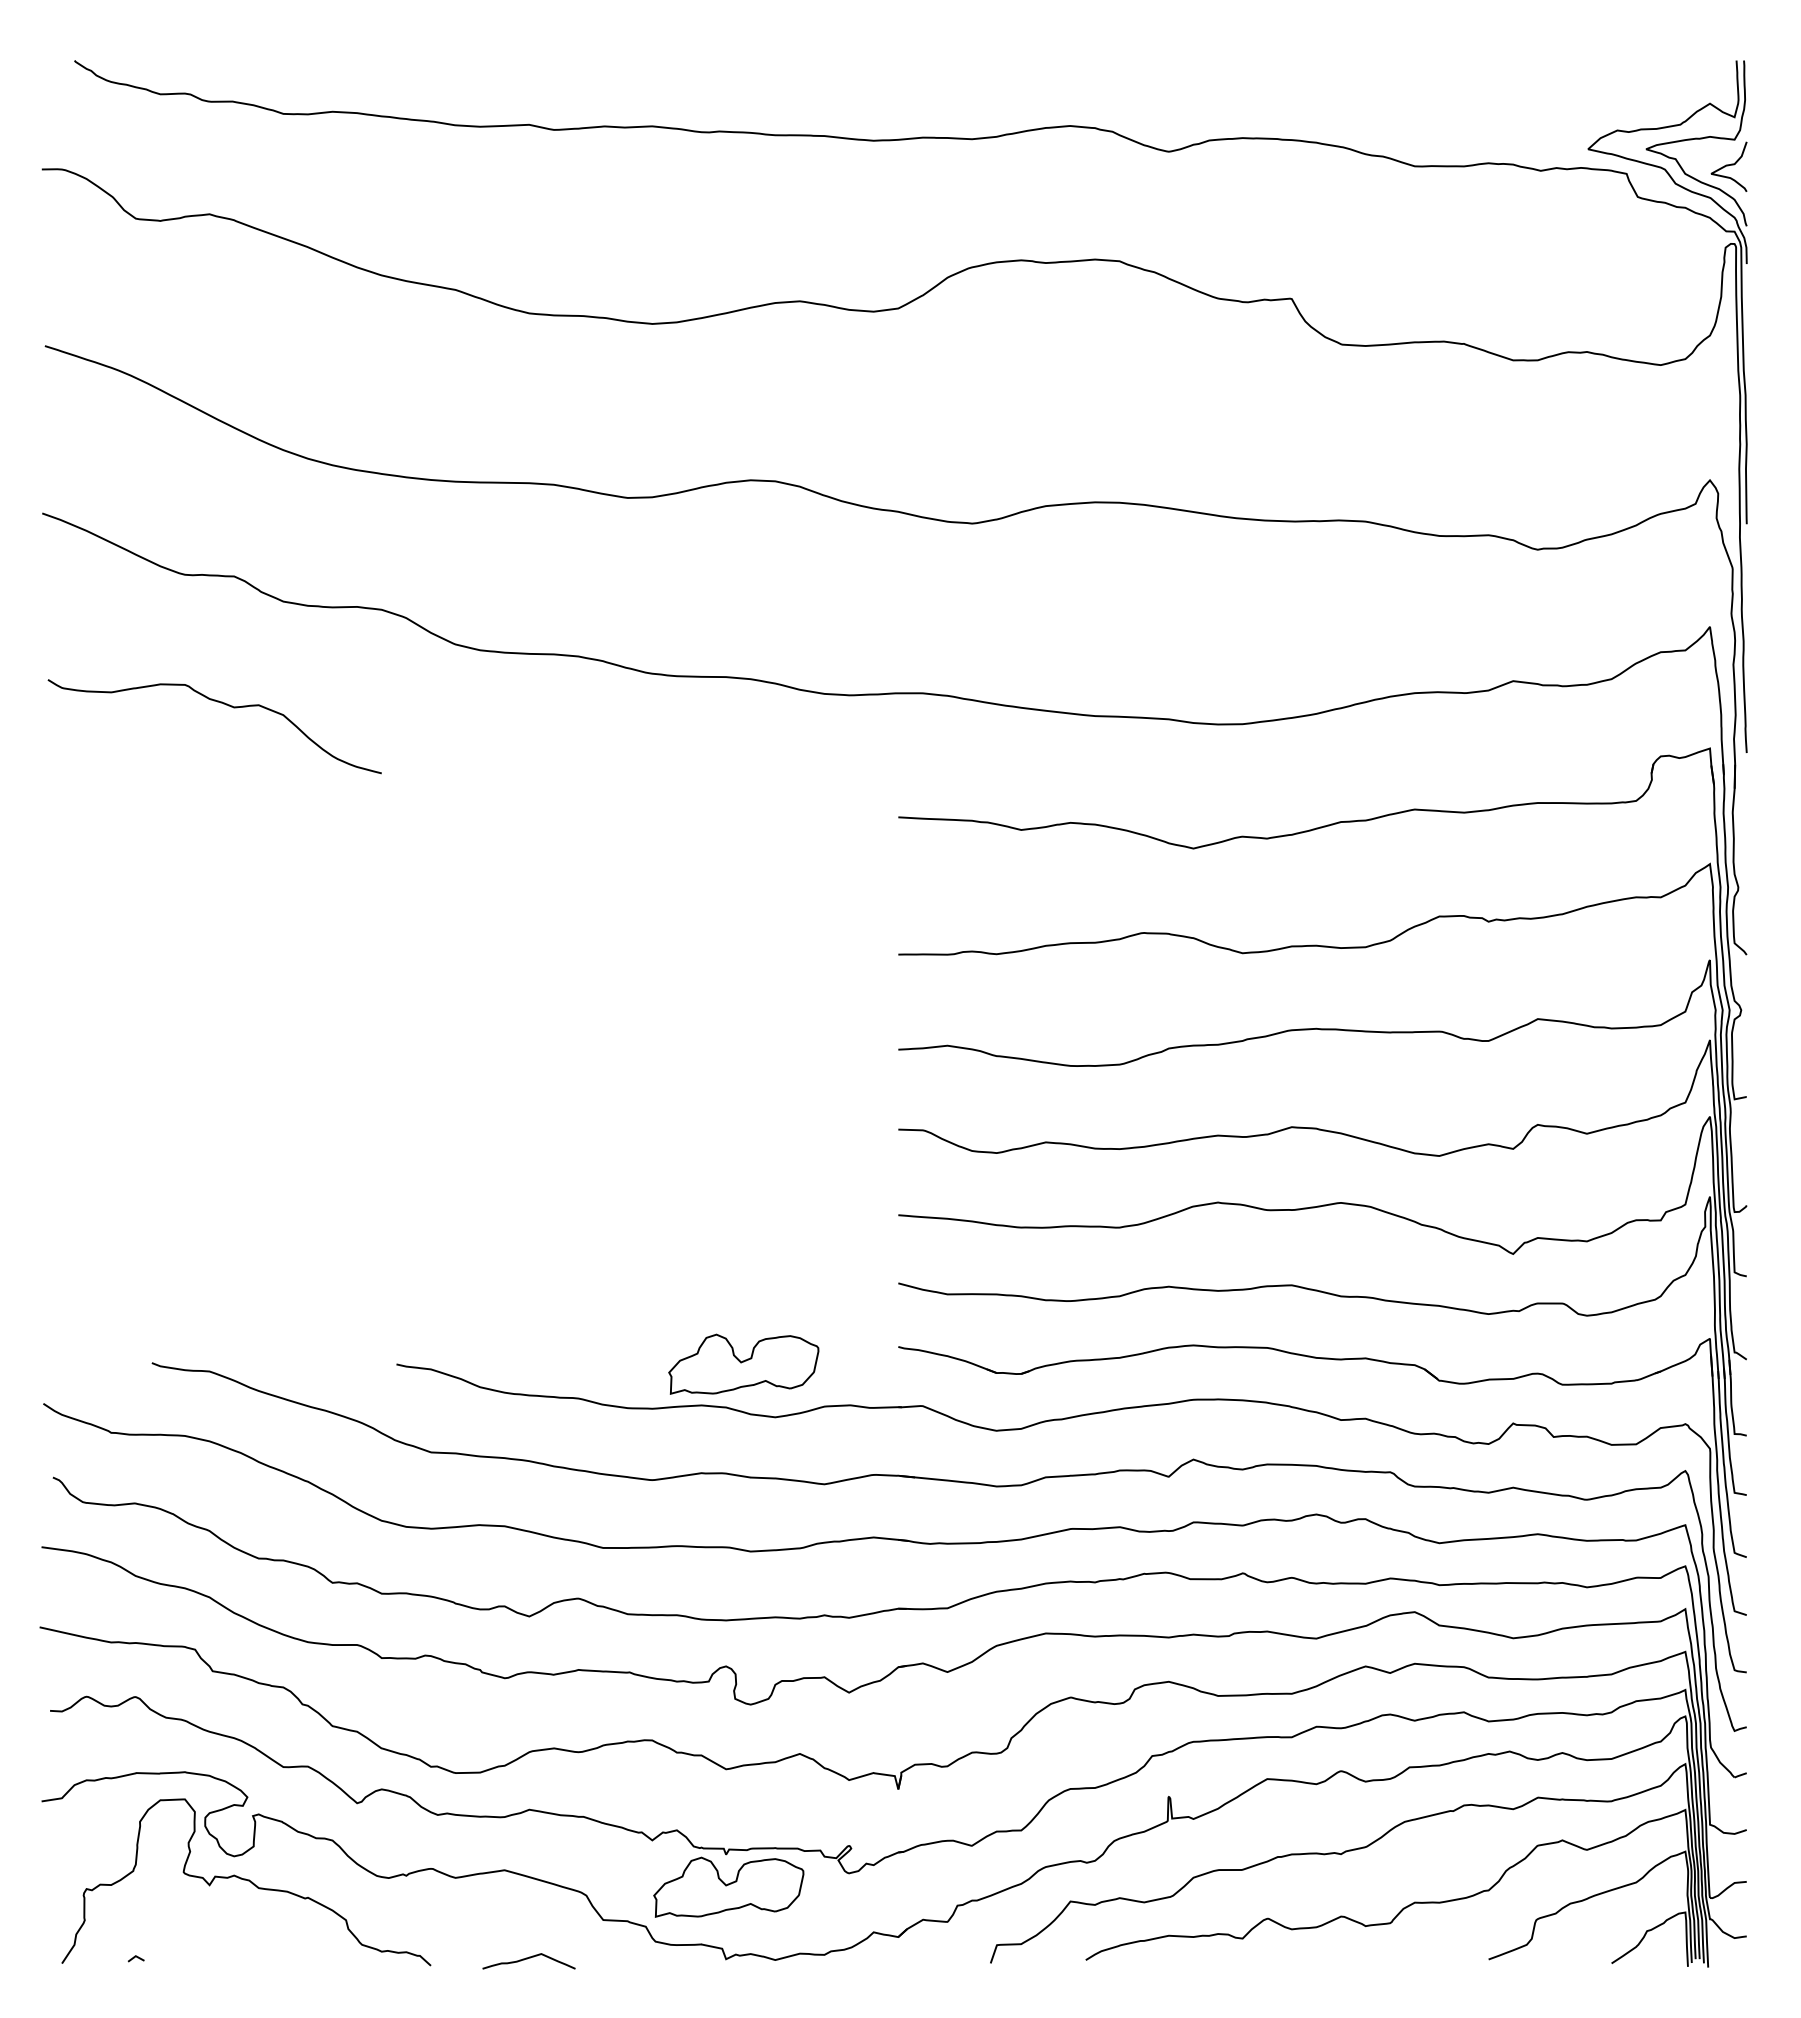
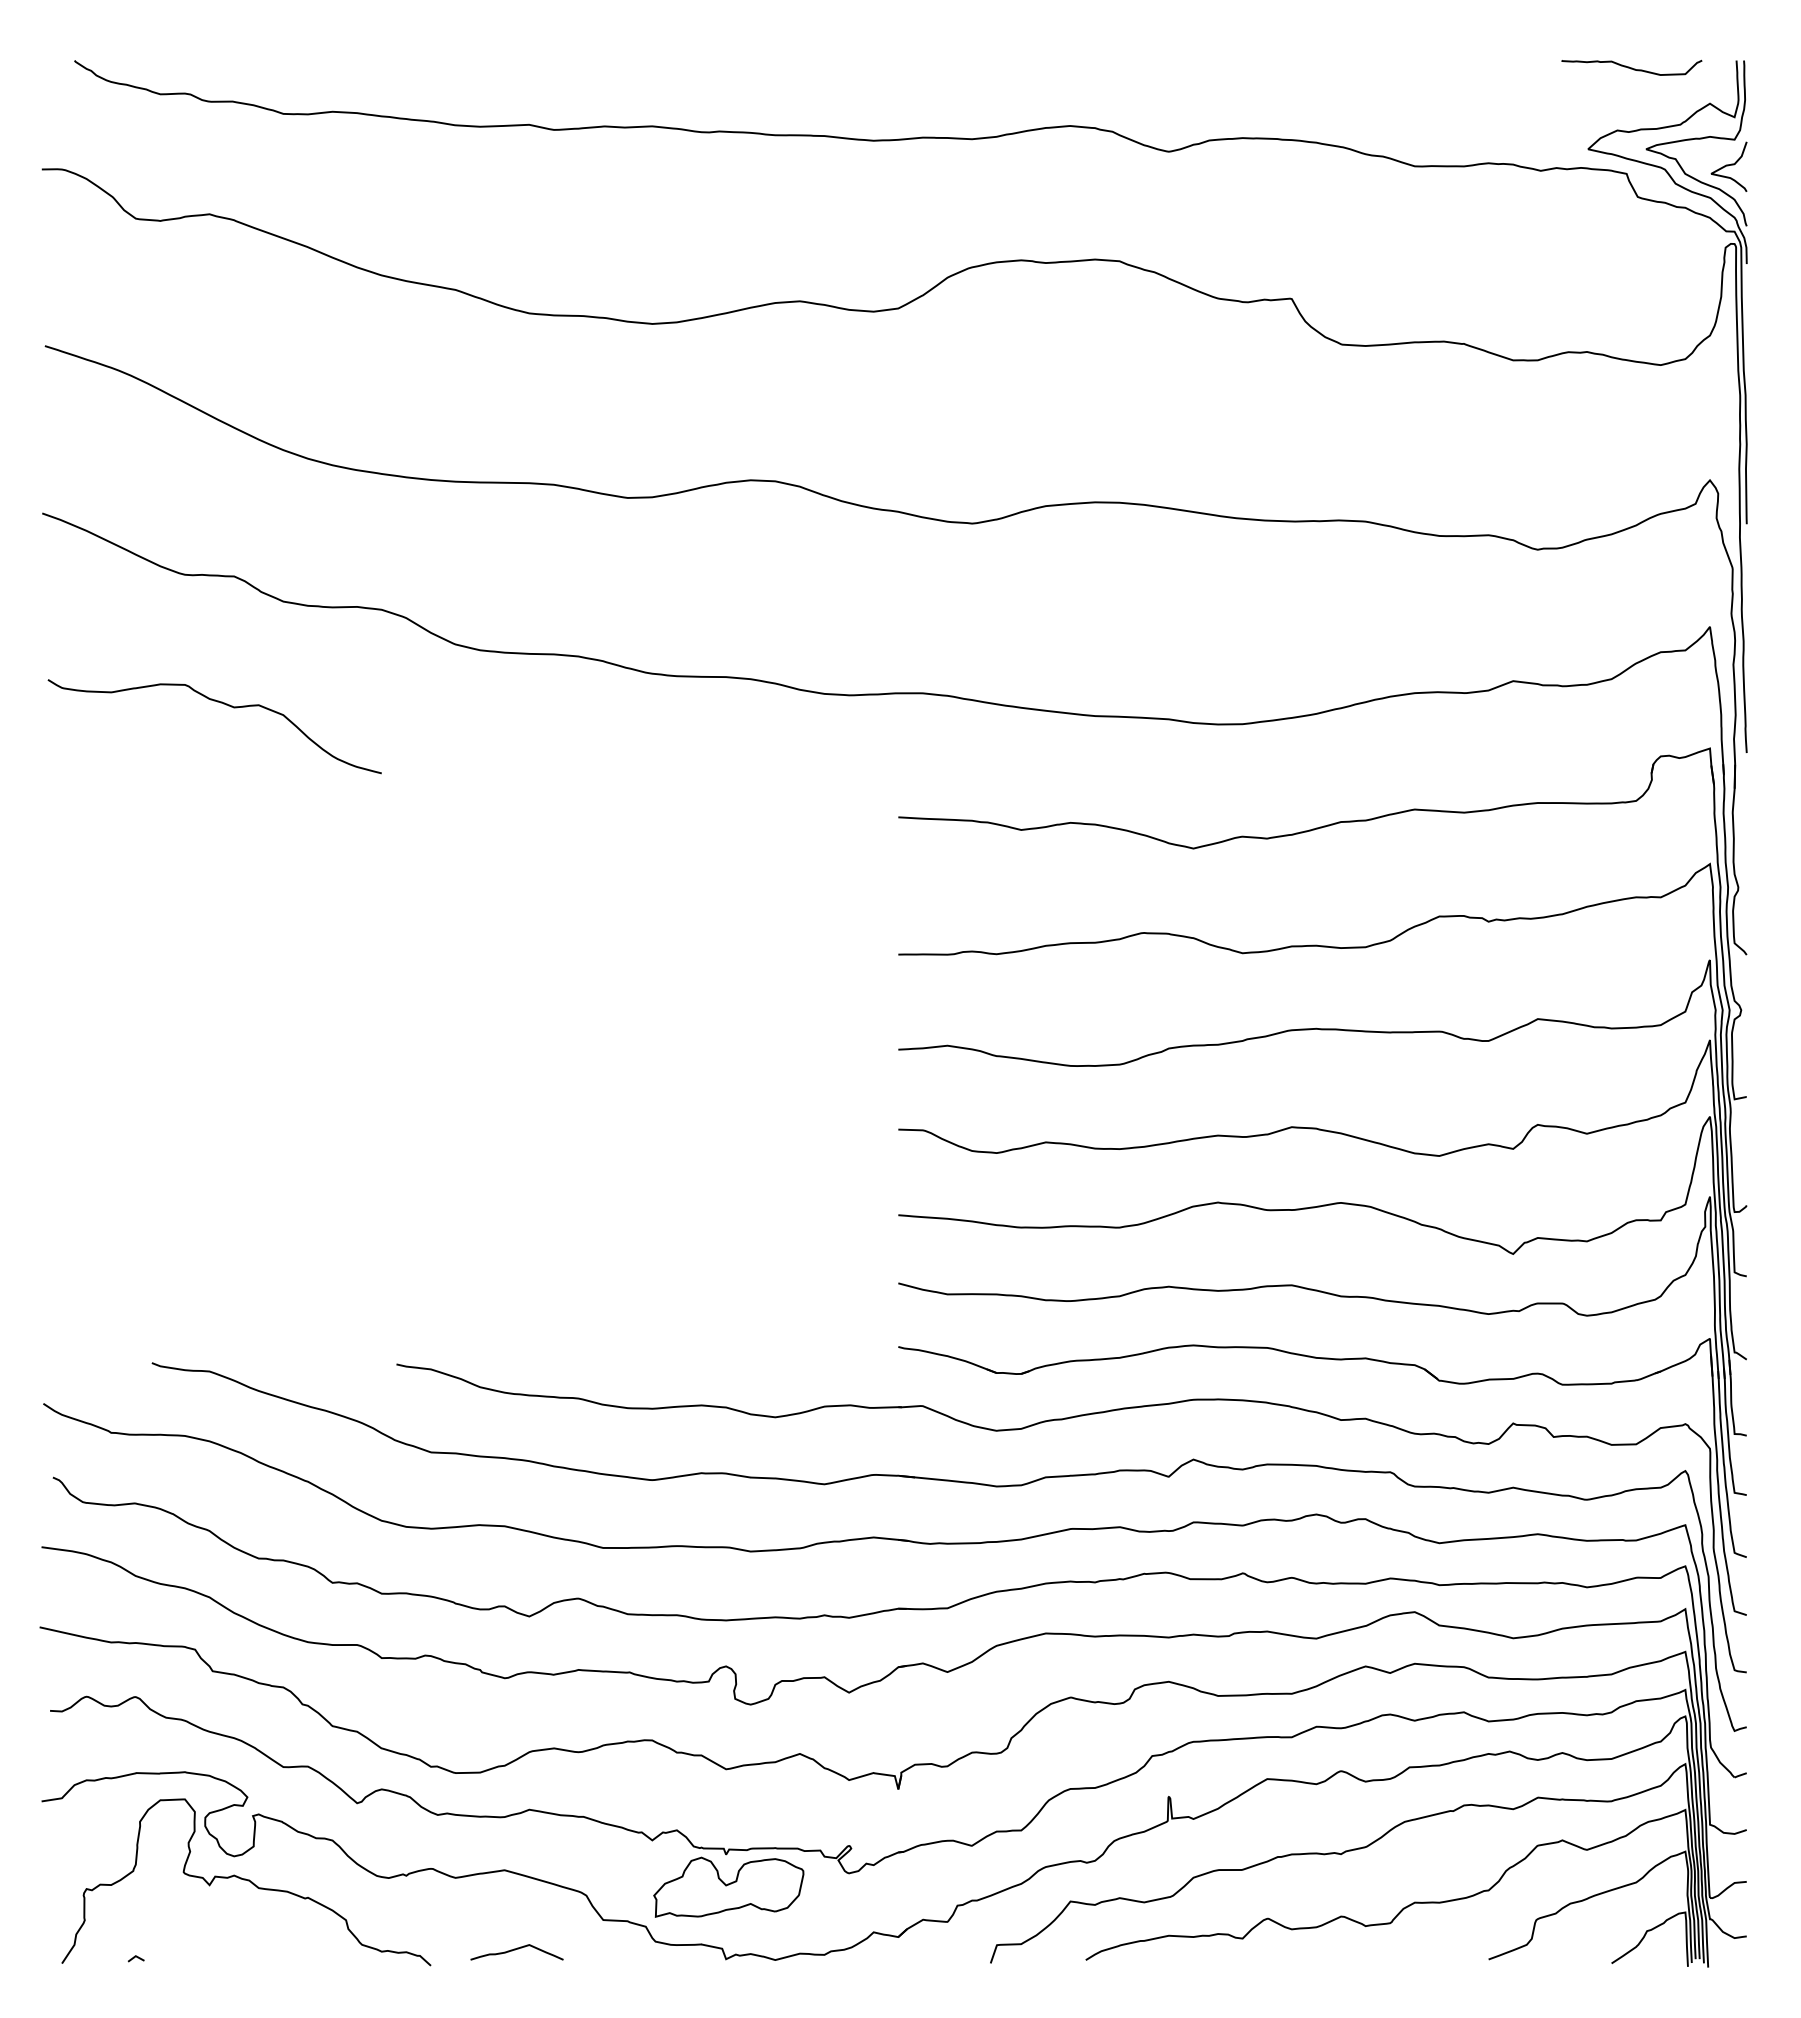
curve: none -> present (1631, 67)
part: present -> none (743, 1363)
curve position: (527, 1959) -> (515, 1950) (515, 1950)
